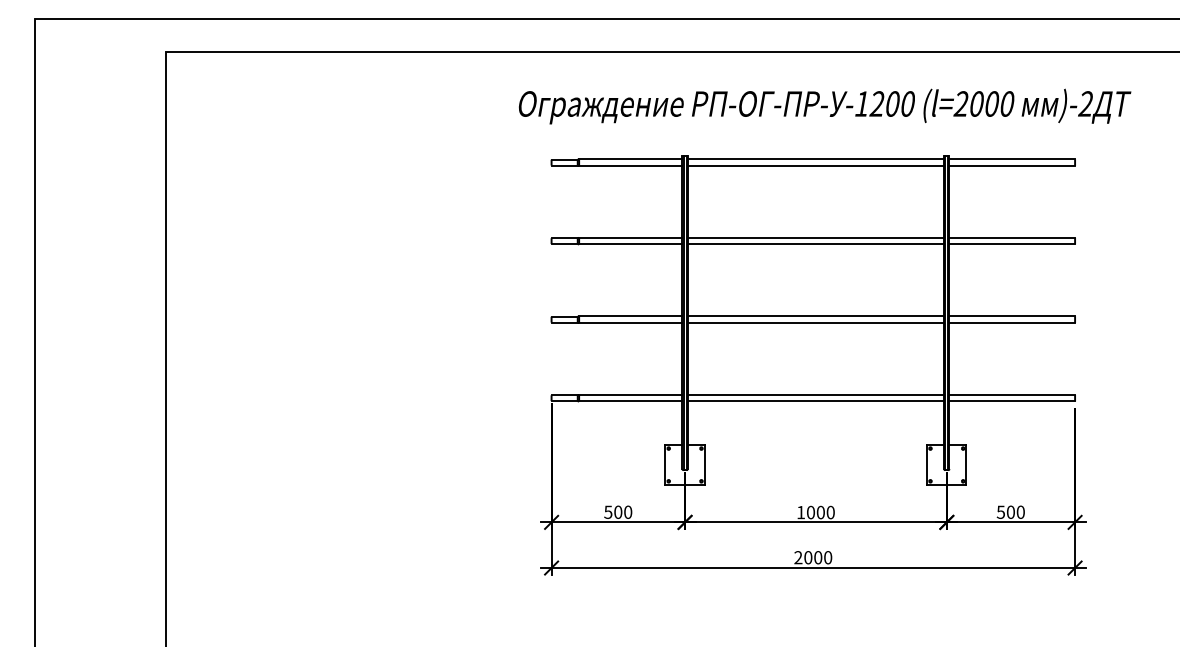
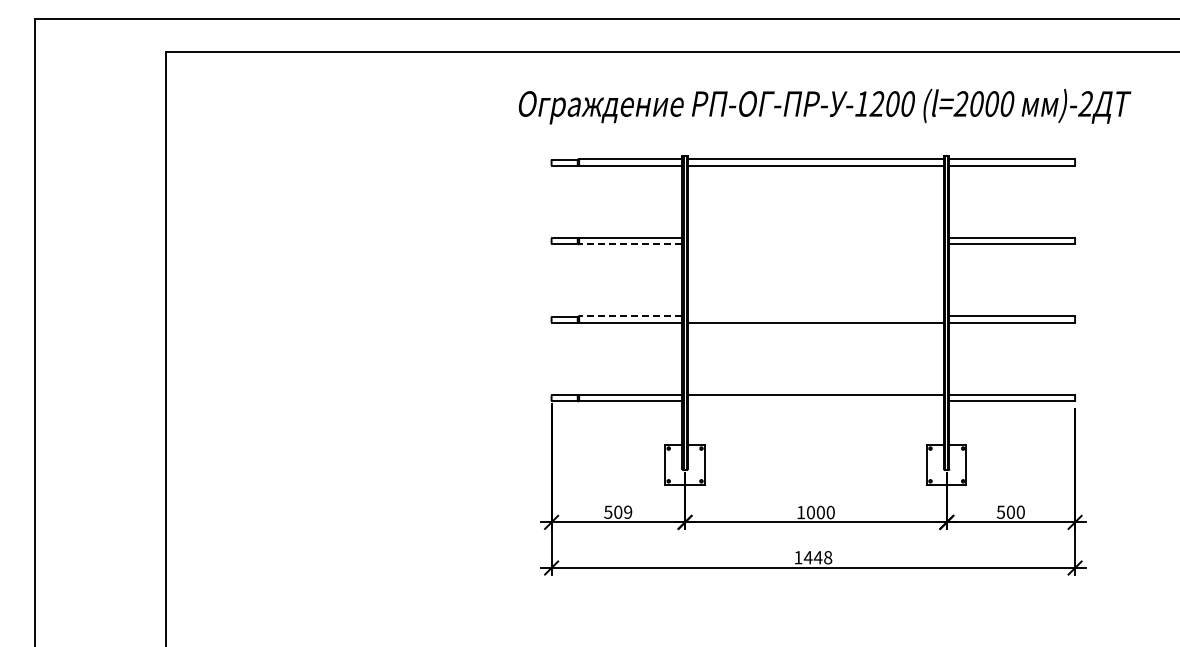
line: present -> none (815, 237)
line: solid -> dashed (630, 244)
line: present -> none (815, 244)
line: solid -> dashed (630, 316)
line: present -> none (815, 316)
line: present -> none (815, 401)
text: 500 -> 509 (628, 511)
text: 2000 -> 1448 (813, 557)
